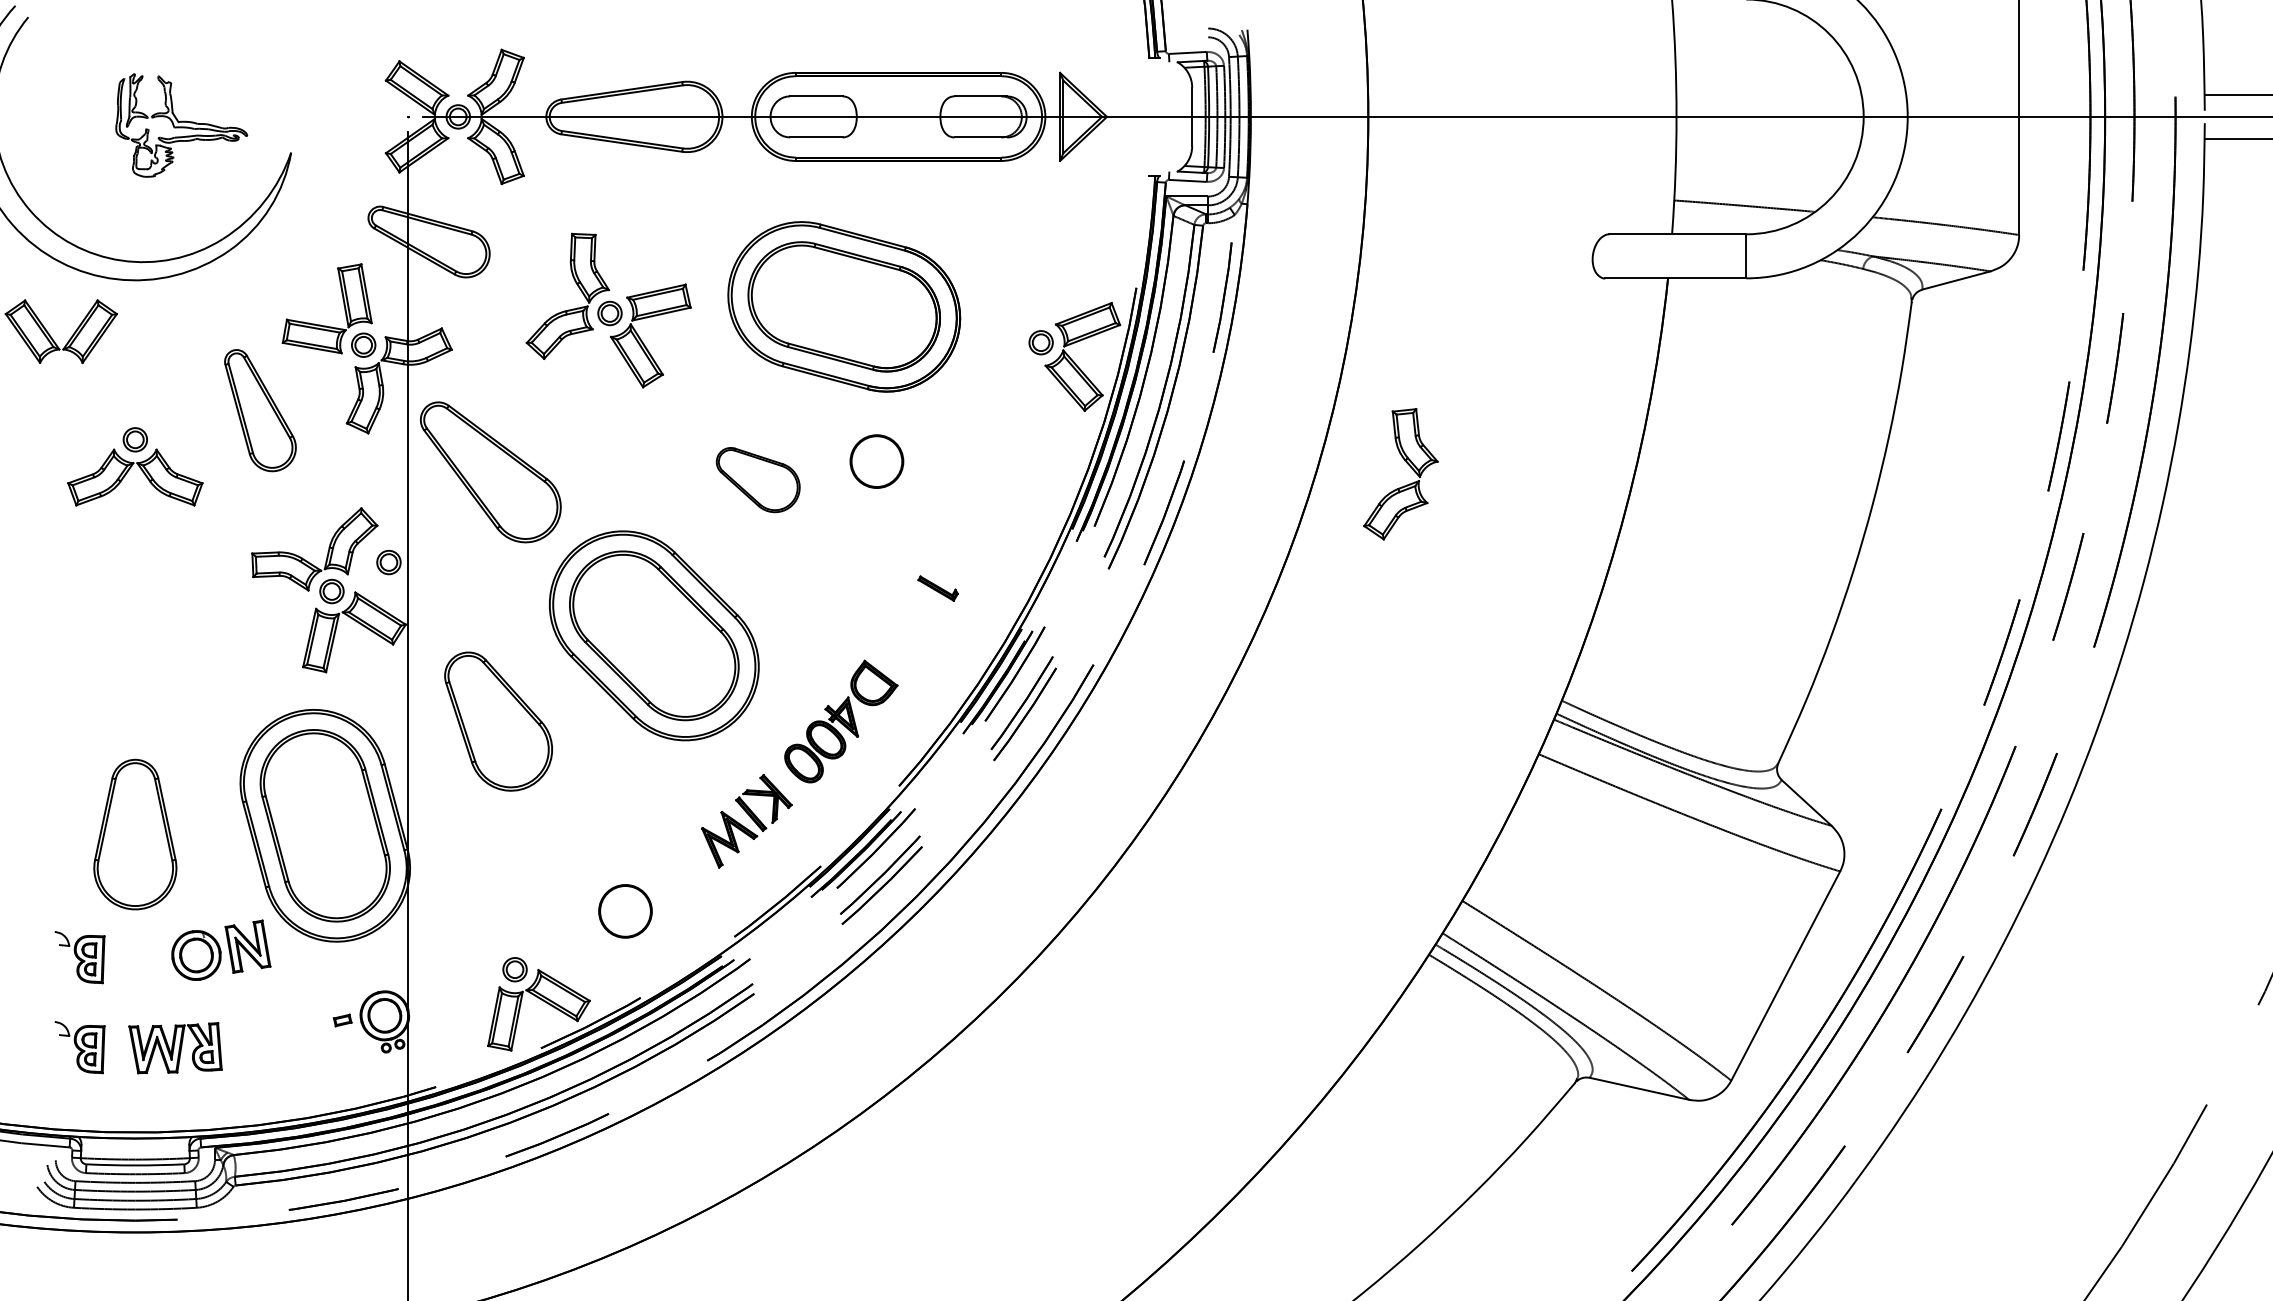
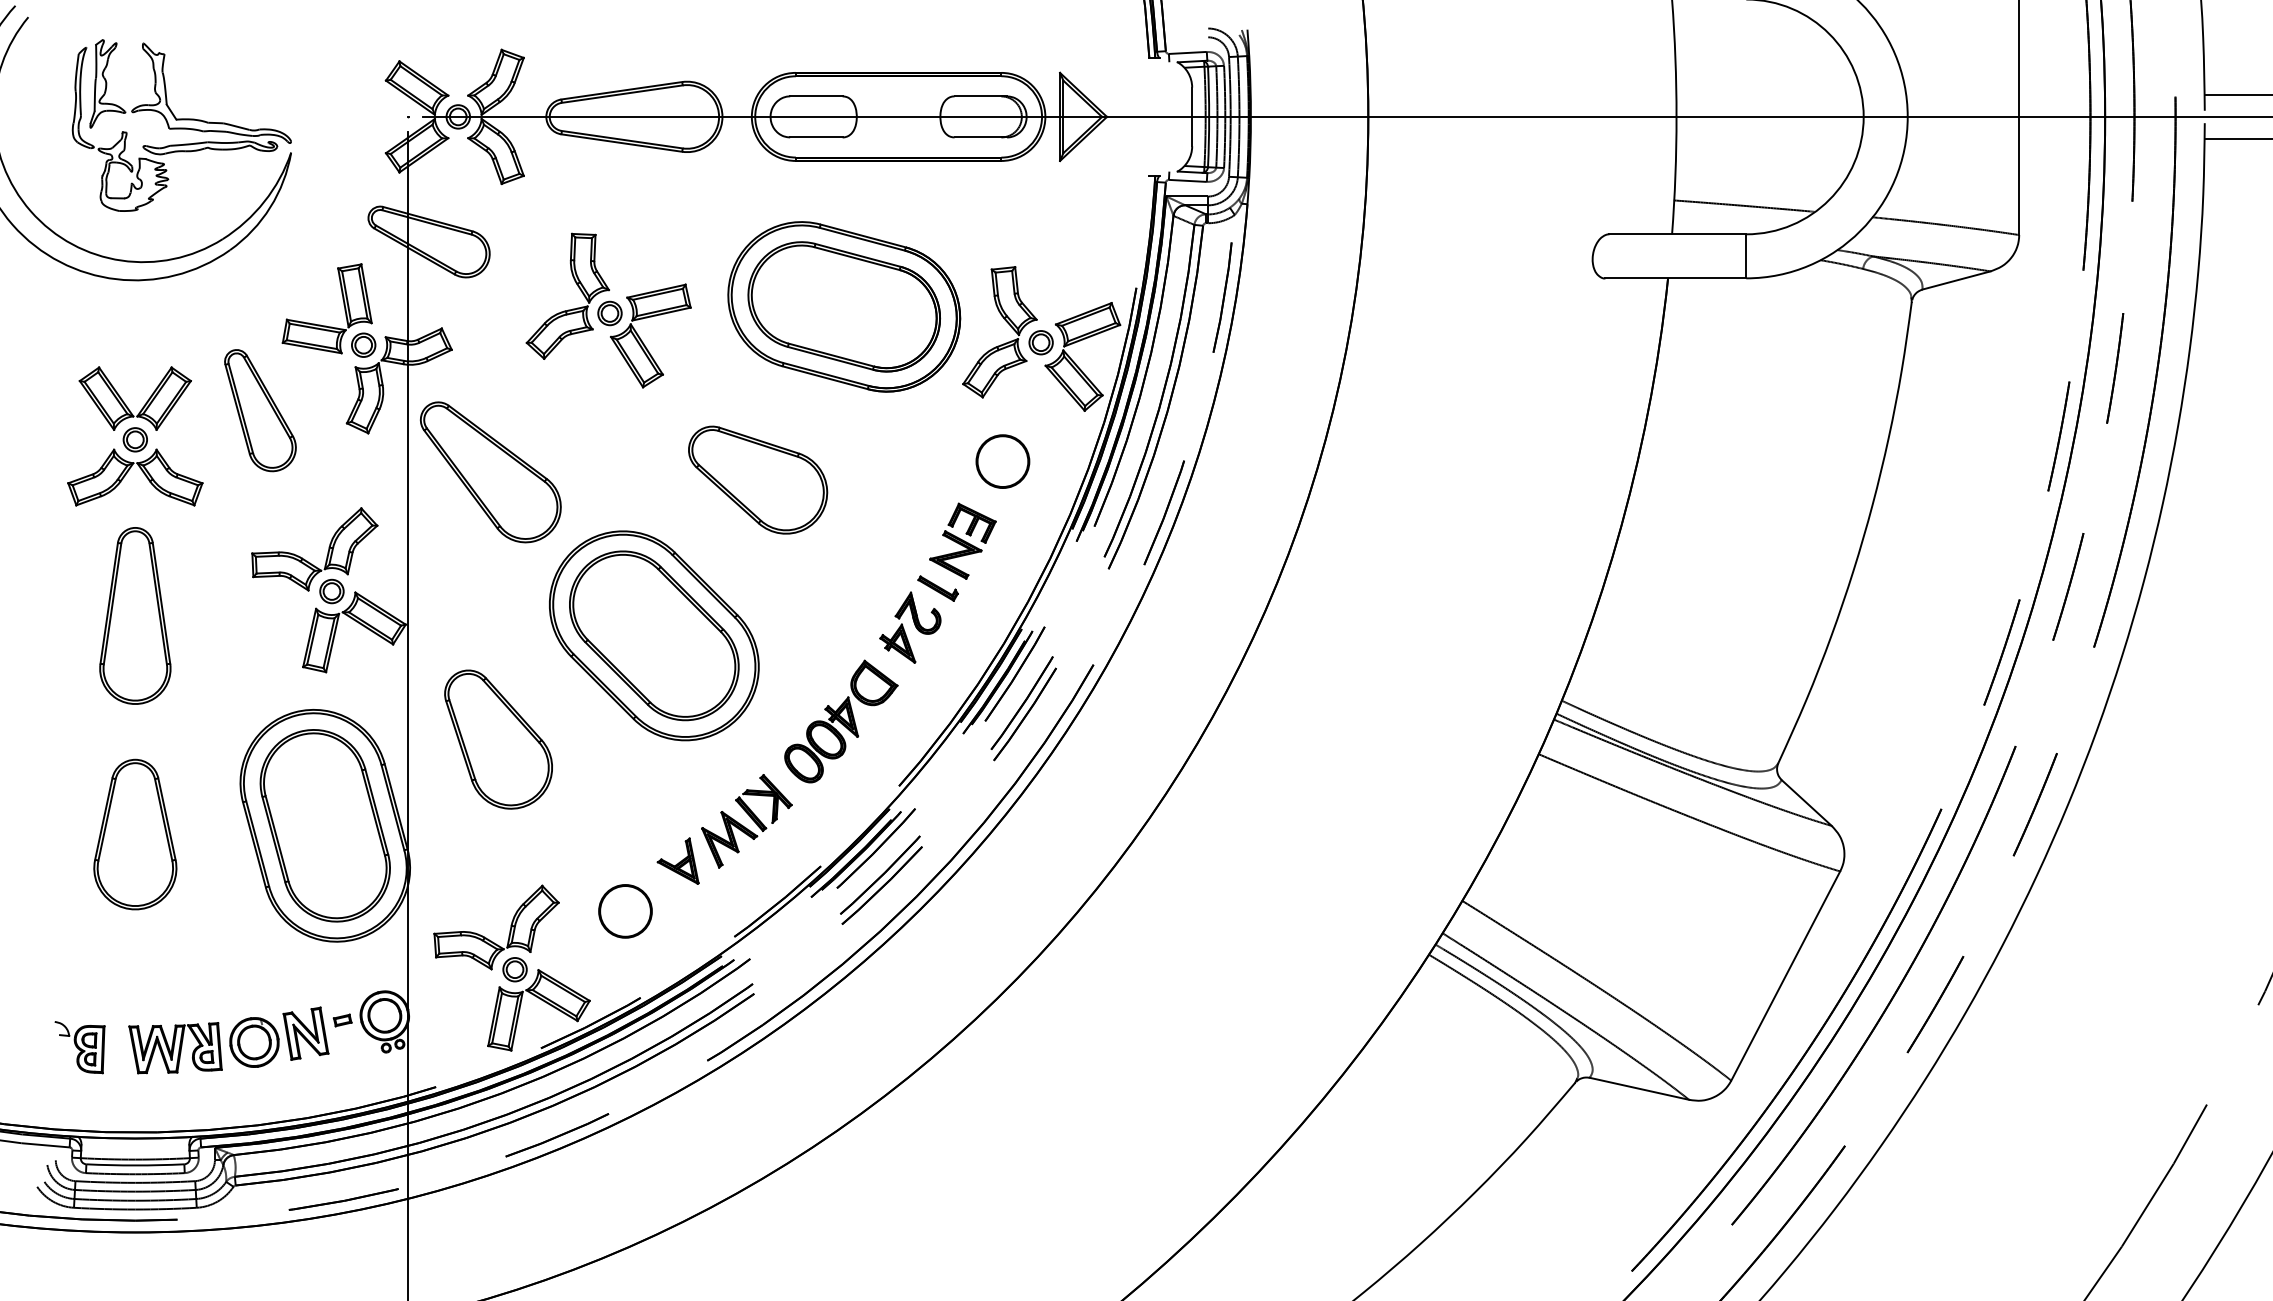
part size: 134x105 px -> 221x173 px (181, 125)
part position: (52, 337) -> (126, 404) (126, 404)
part position: (876, 461) -> (1002, 461) (1002, 461)
part size: 86x67 px -> 141x110 px (758, 479)
part position: (1406, 484) -> (1005, 342) (1005, 342)
part: none -> present (962, 540)
part: present -> none (388, 562)
part: none -> present (135, 615)
part: none -> present (910, 627)
part position: (498, 721) -> (498, 739) (498, 739)
part: none -> present (677, 860)
part: none -> present (509, 930)
part position: (221, 949) -> (279, 1036) (279, 1036)
part: present -> none (79, 957)
